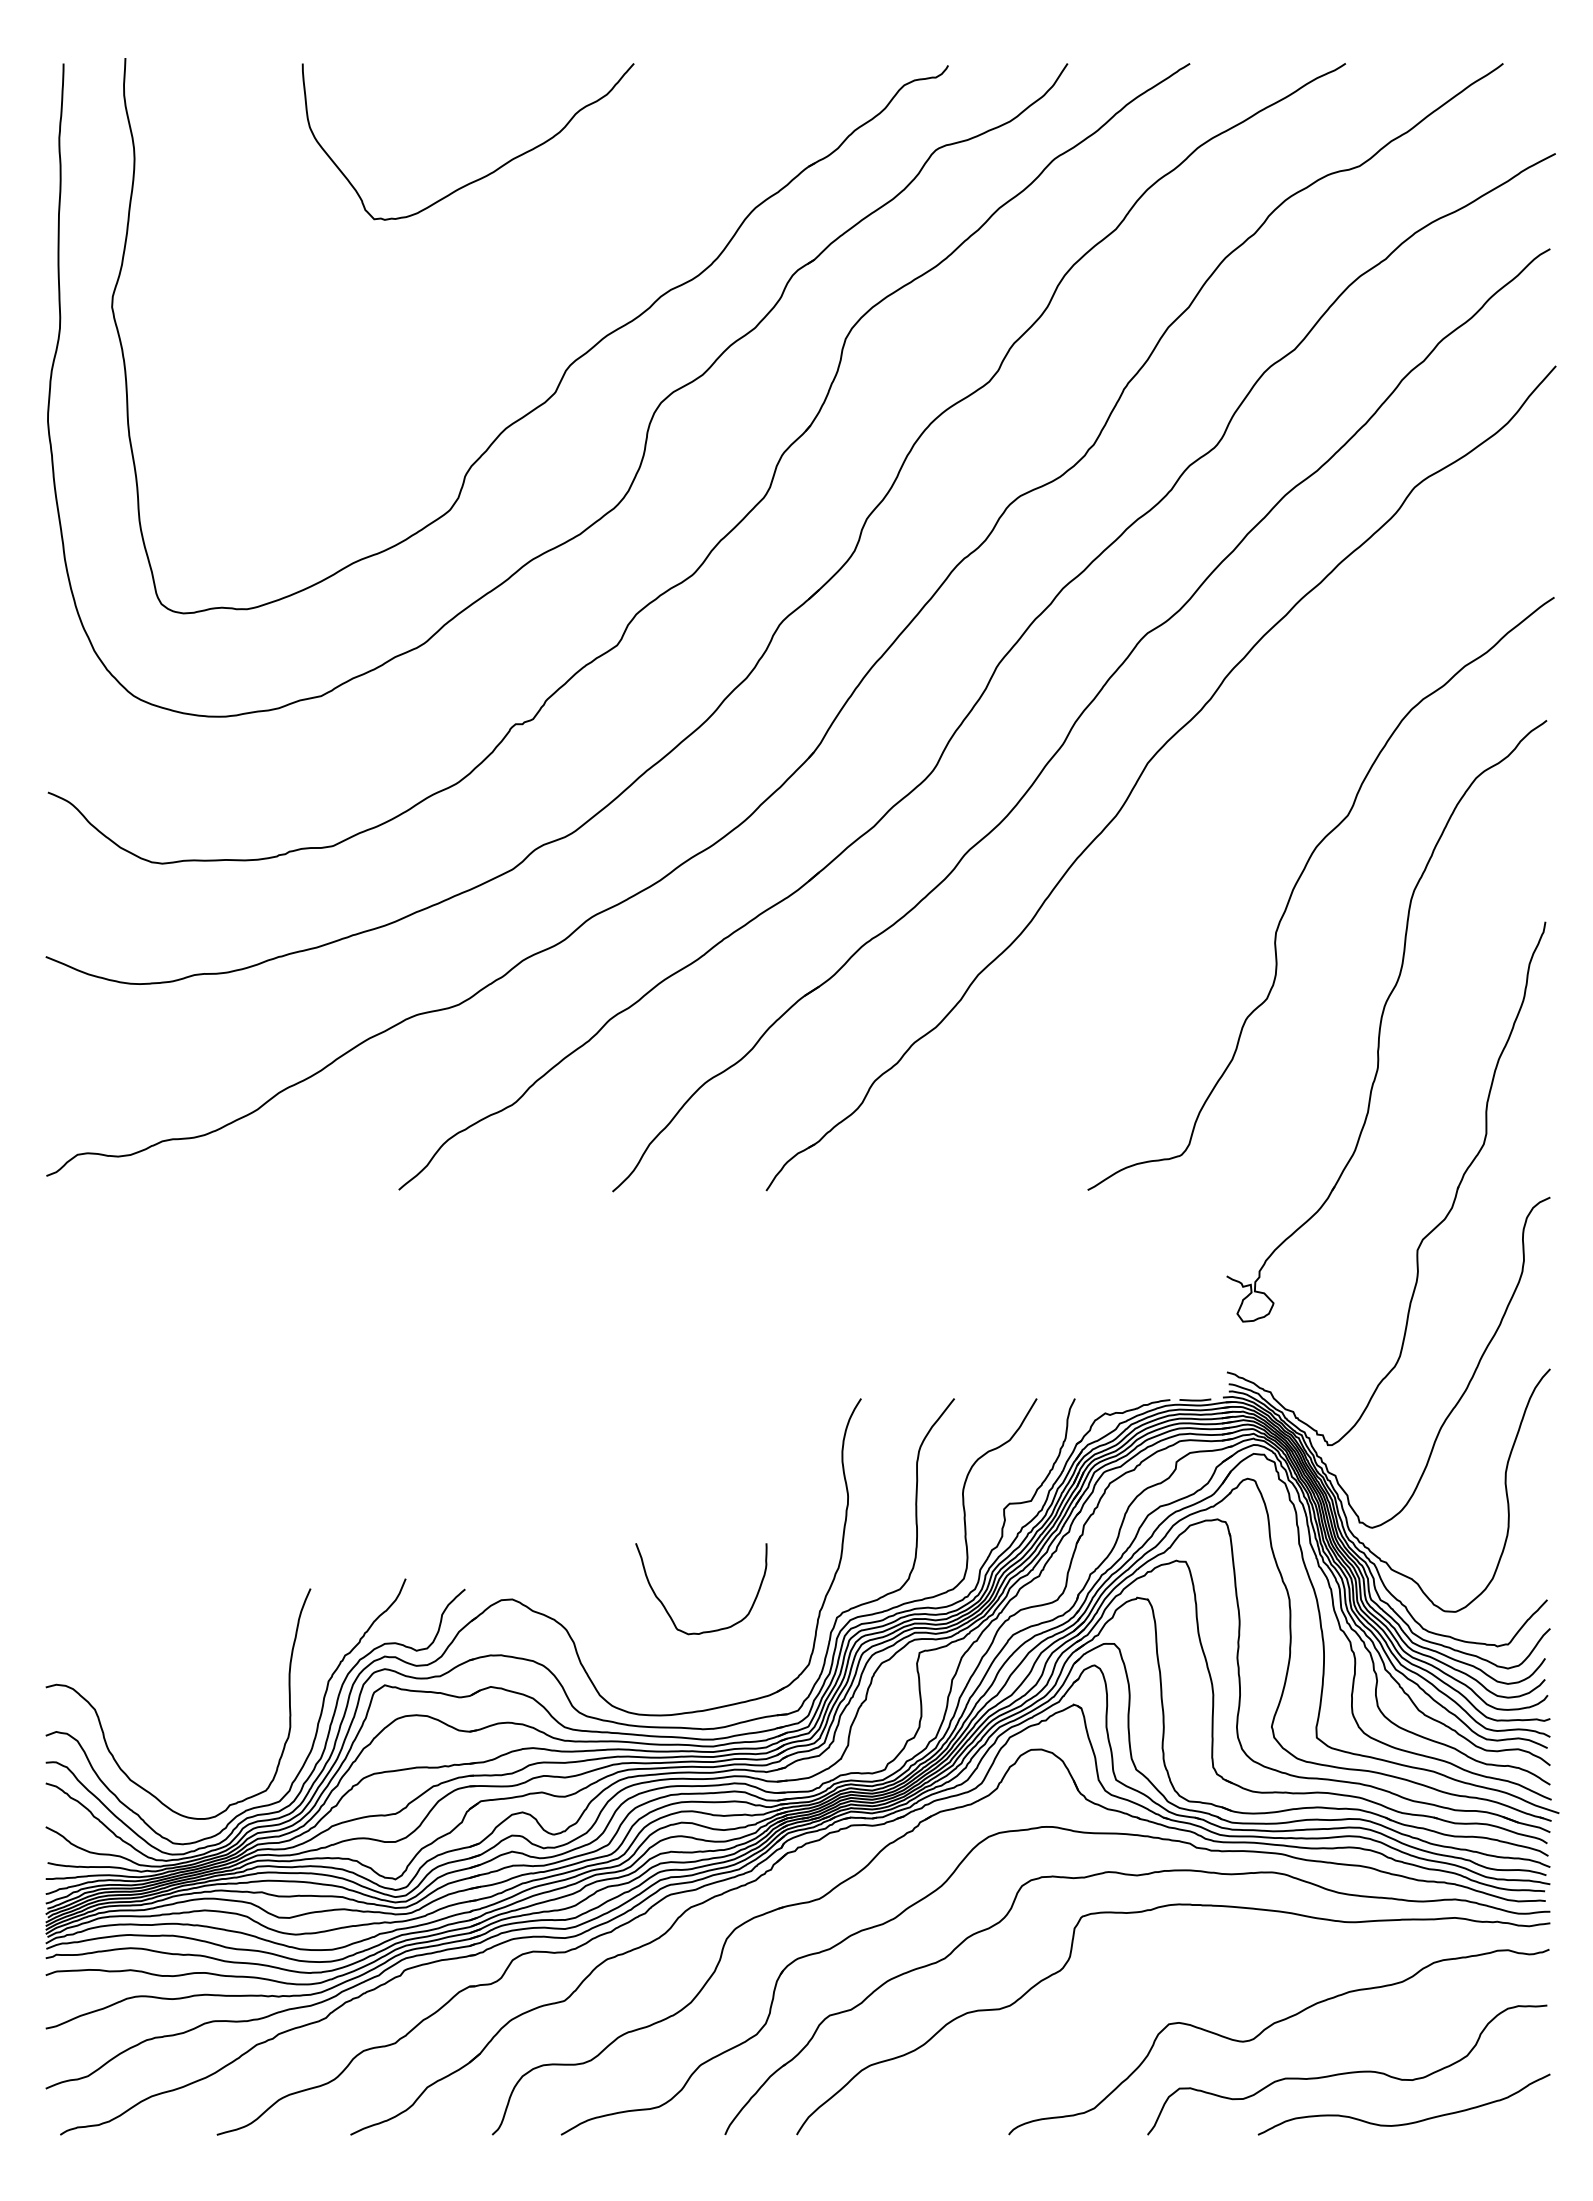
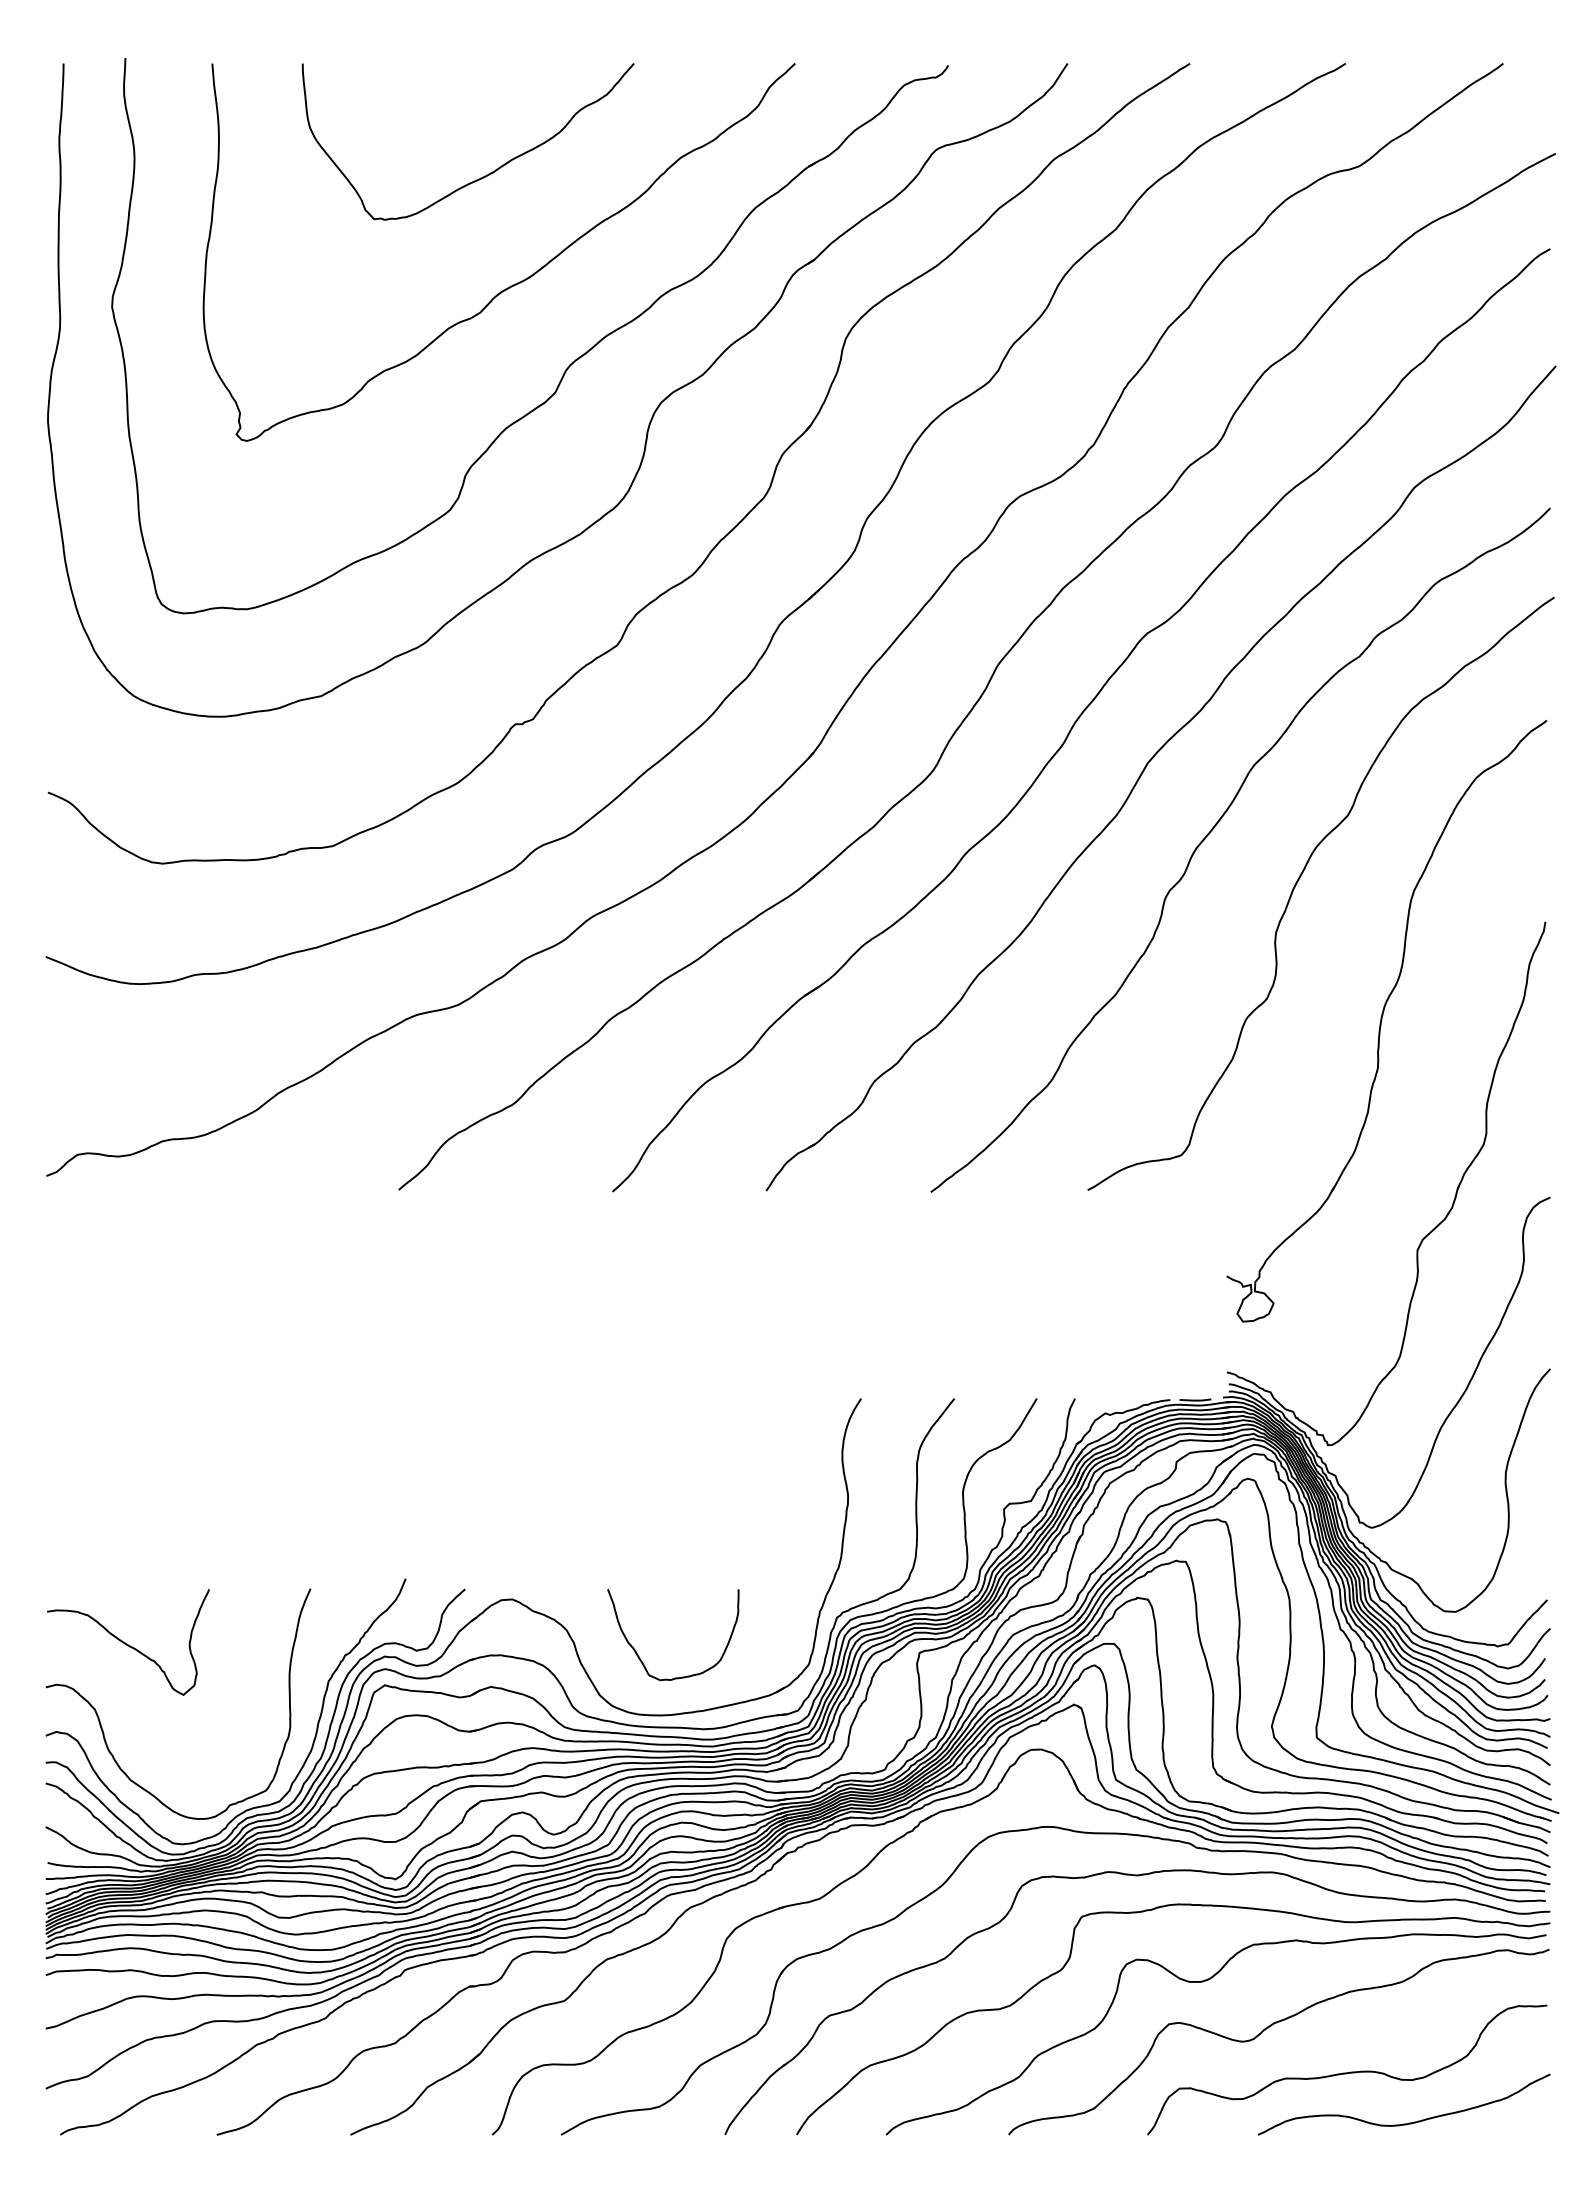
curve: none -> present (513, 284)
curve: none -> present (1215, 827)
curve position: (665, 1606) -> (637, 1652) (637, 1652)
curve: none -> present (127, 1643)
curve: none -> present (1203, 1982)
